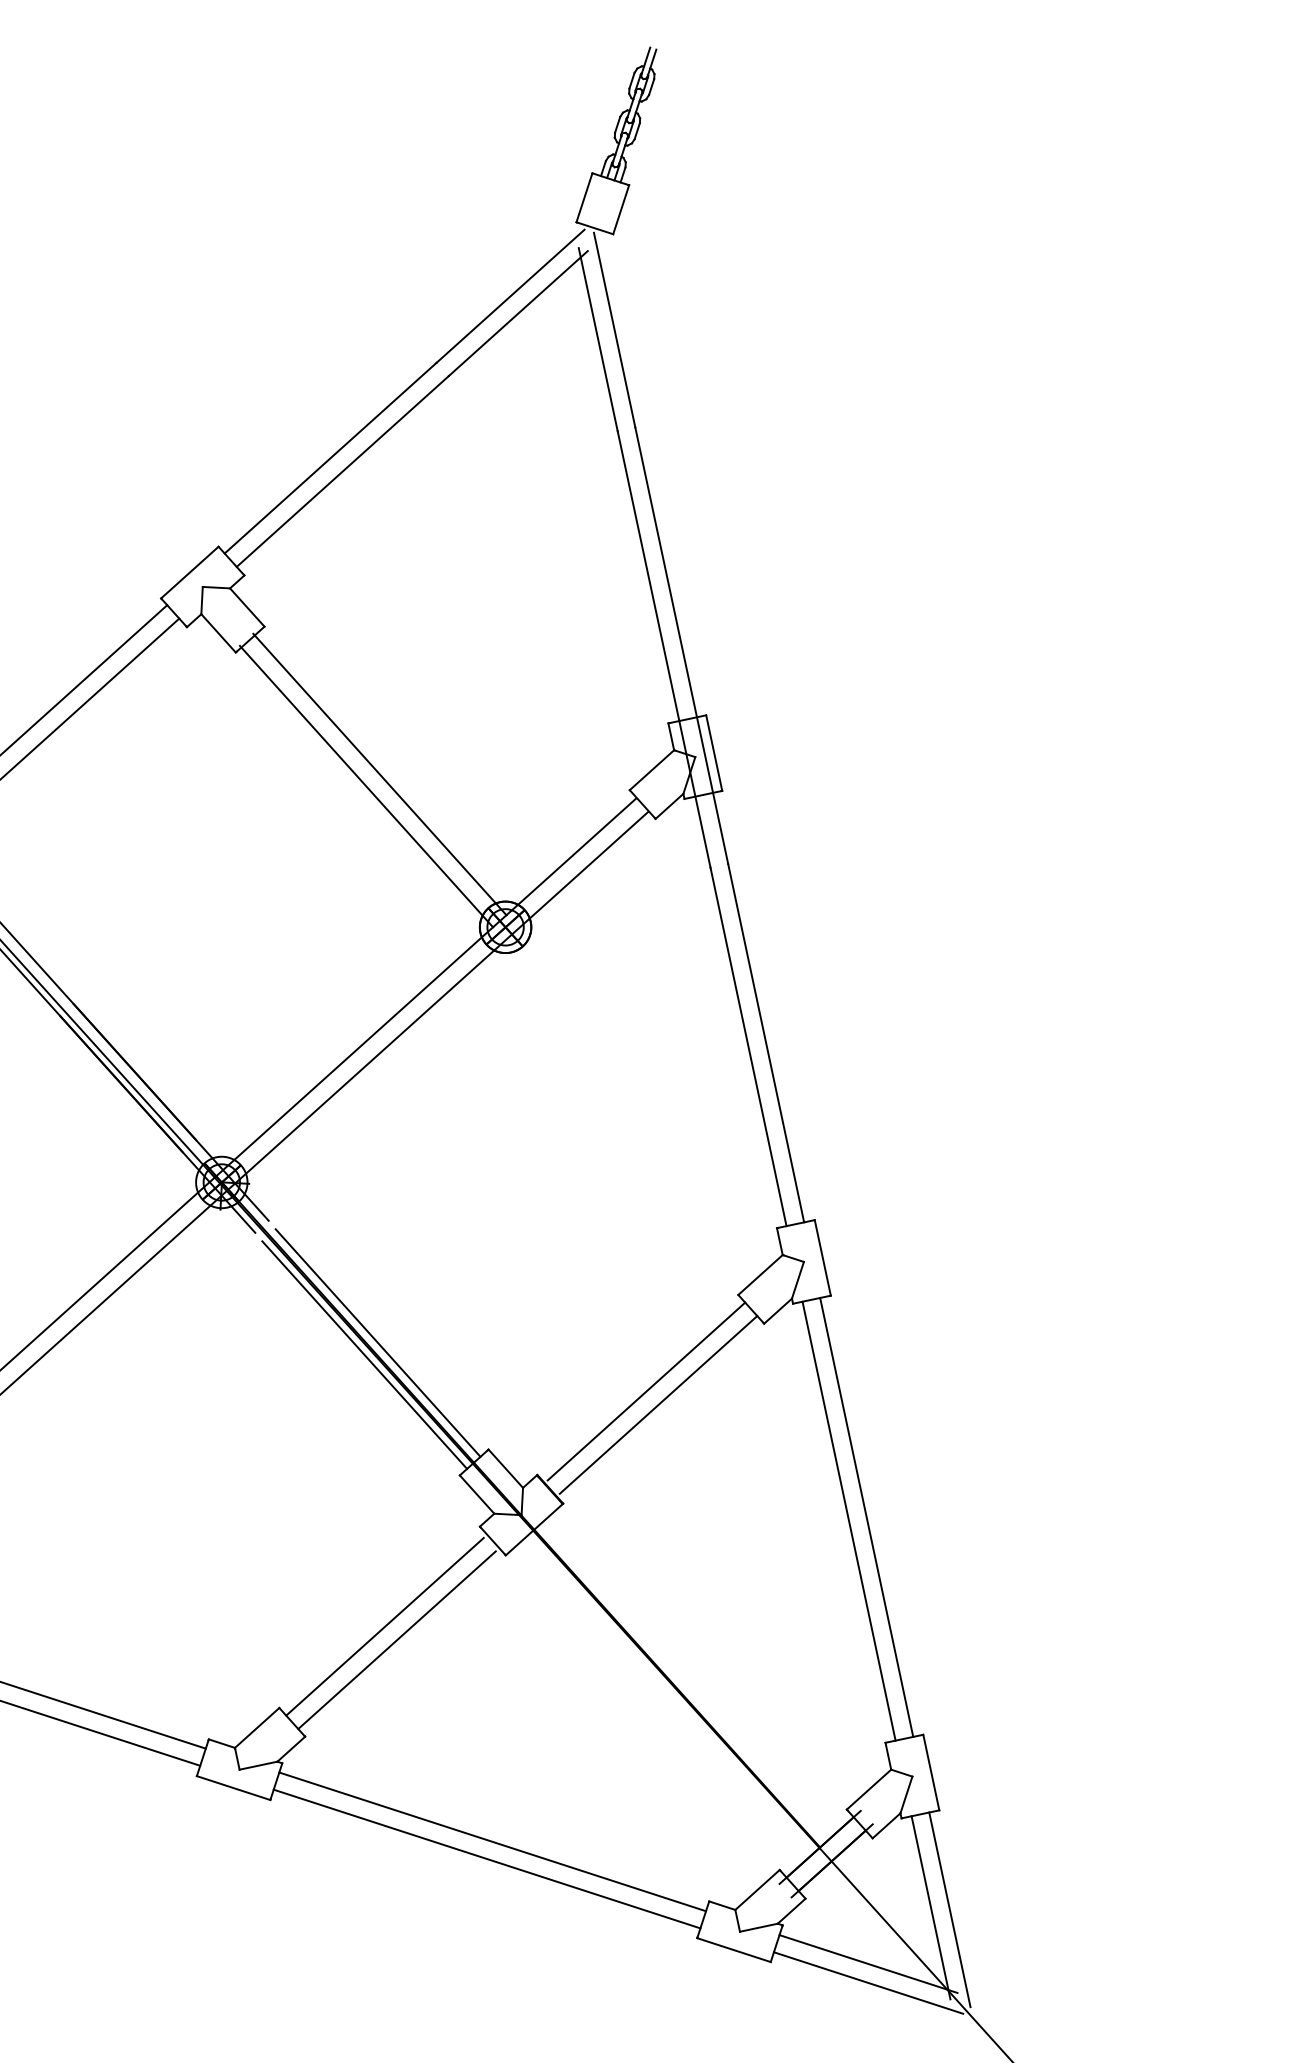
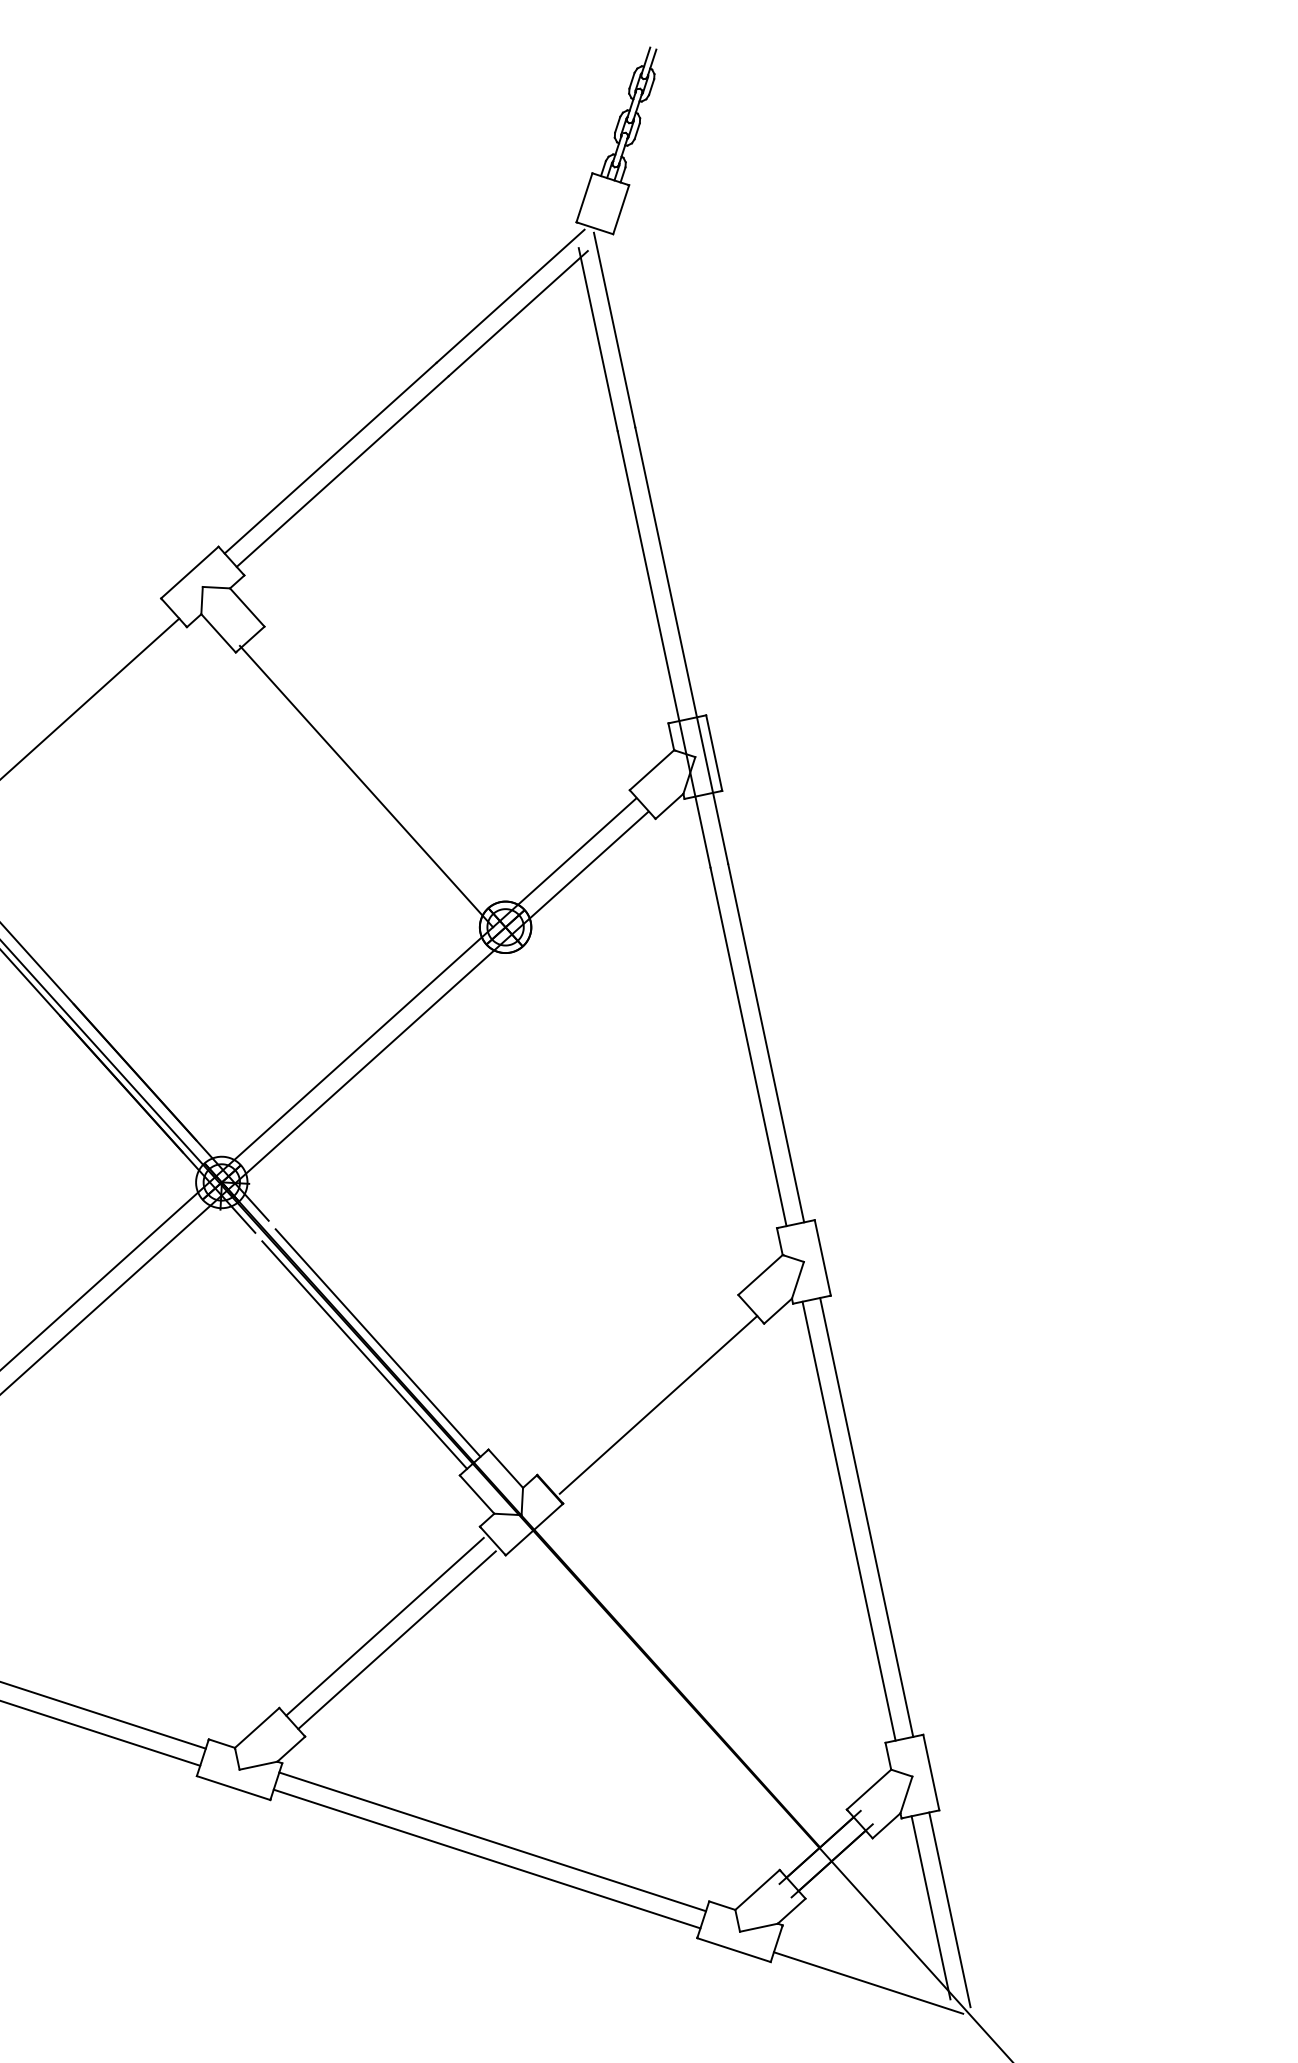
line: present -> none (84, 679)
line: present -> none (379, 774)
line: present -> none (646, 1391)
line: present -> none (868, 1963)
